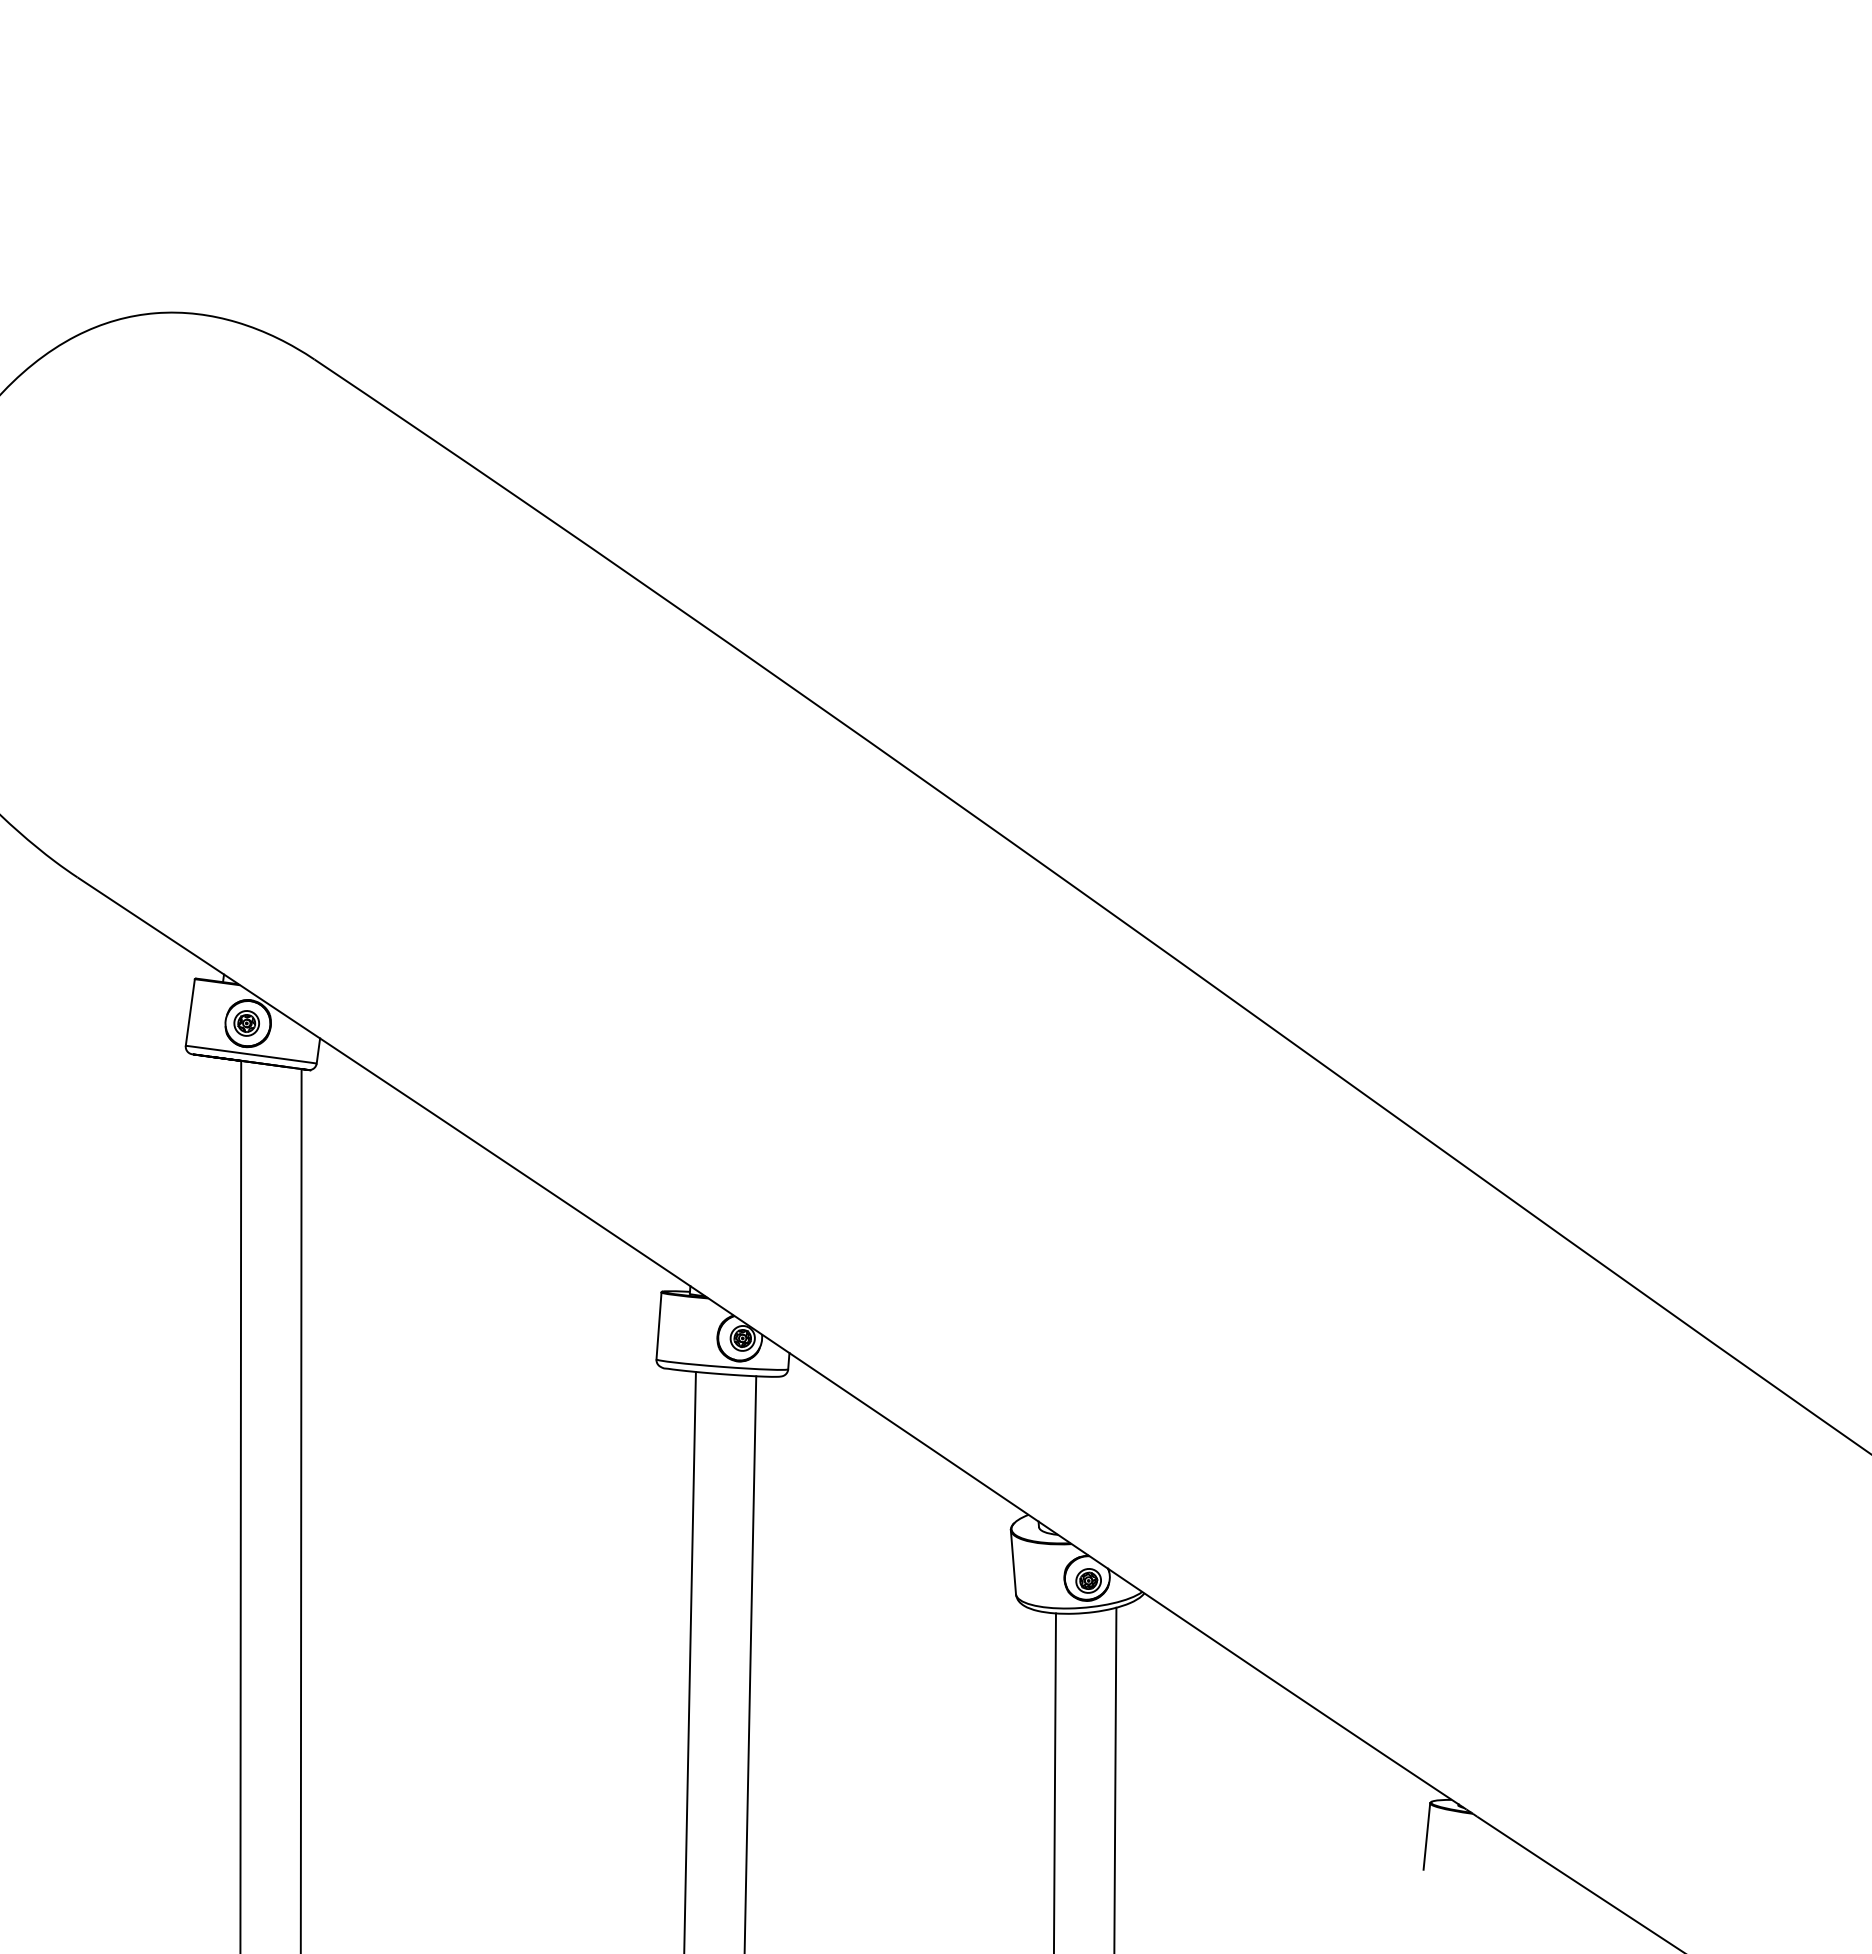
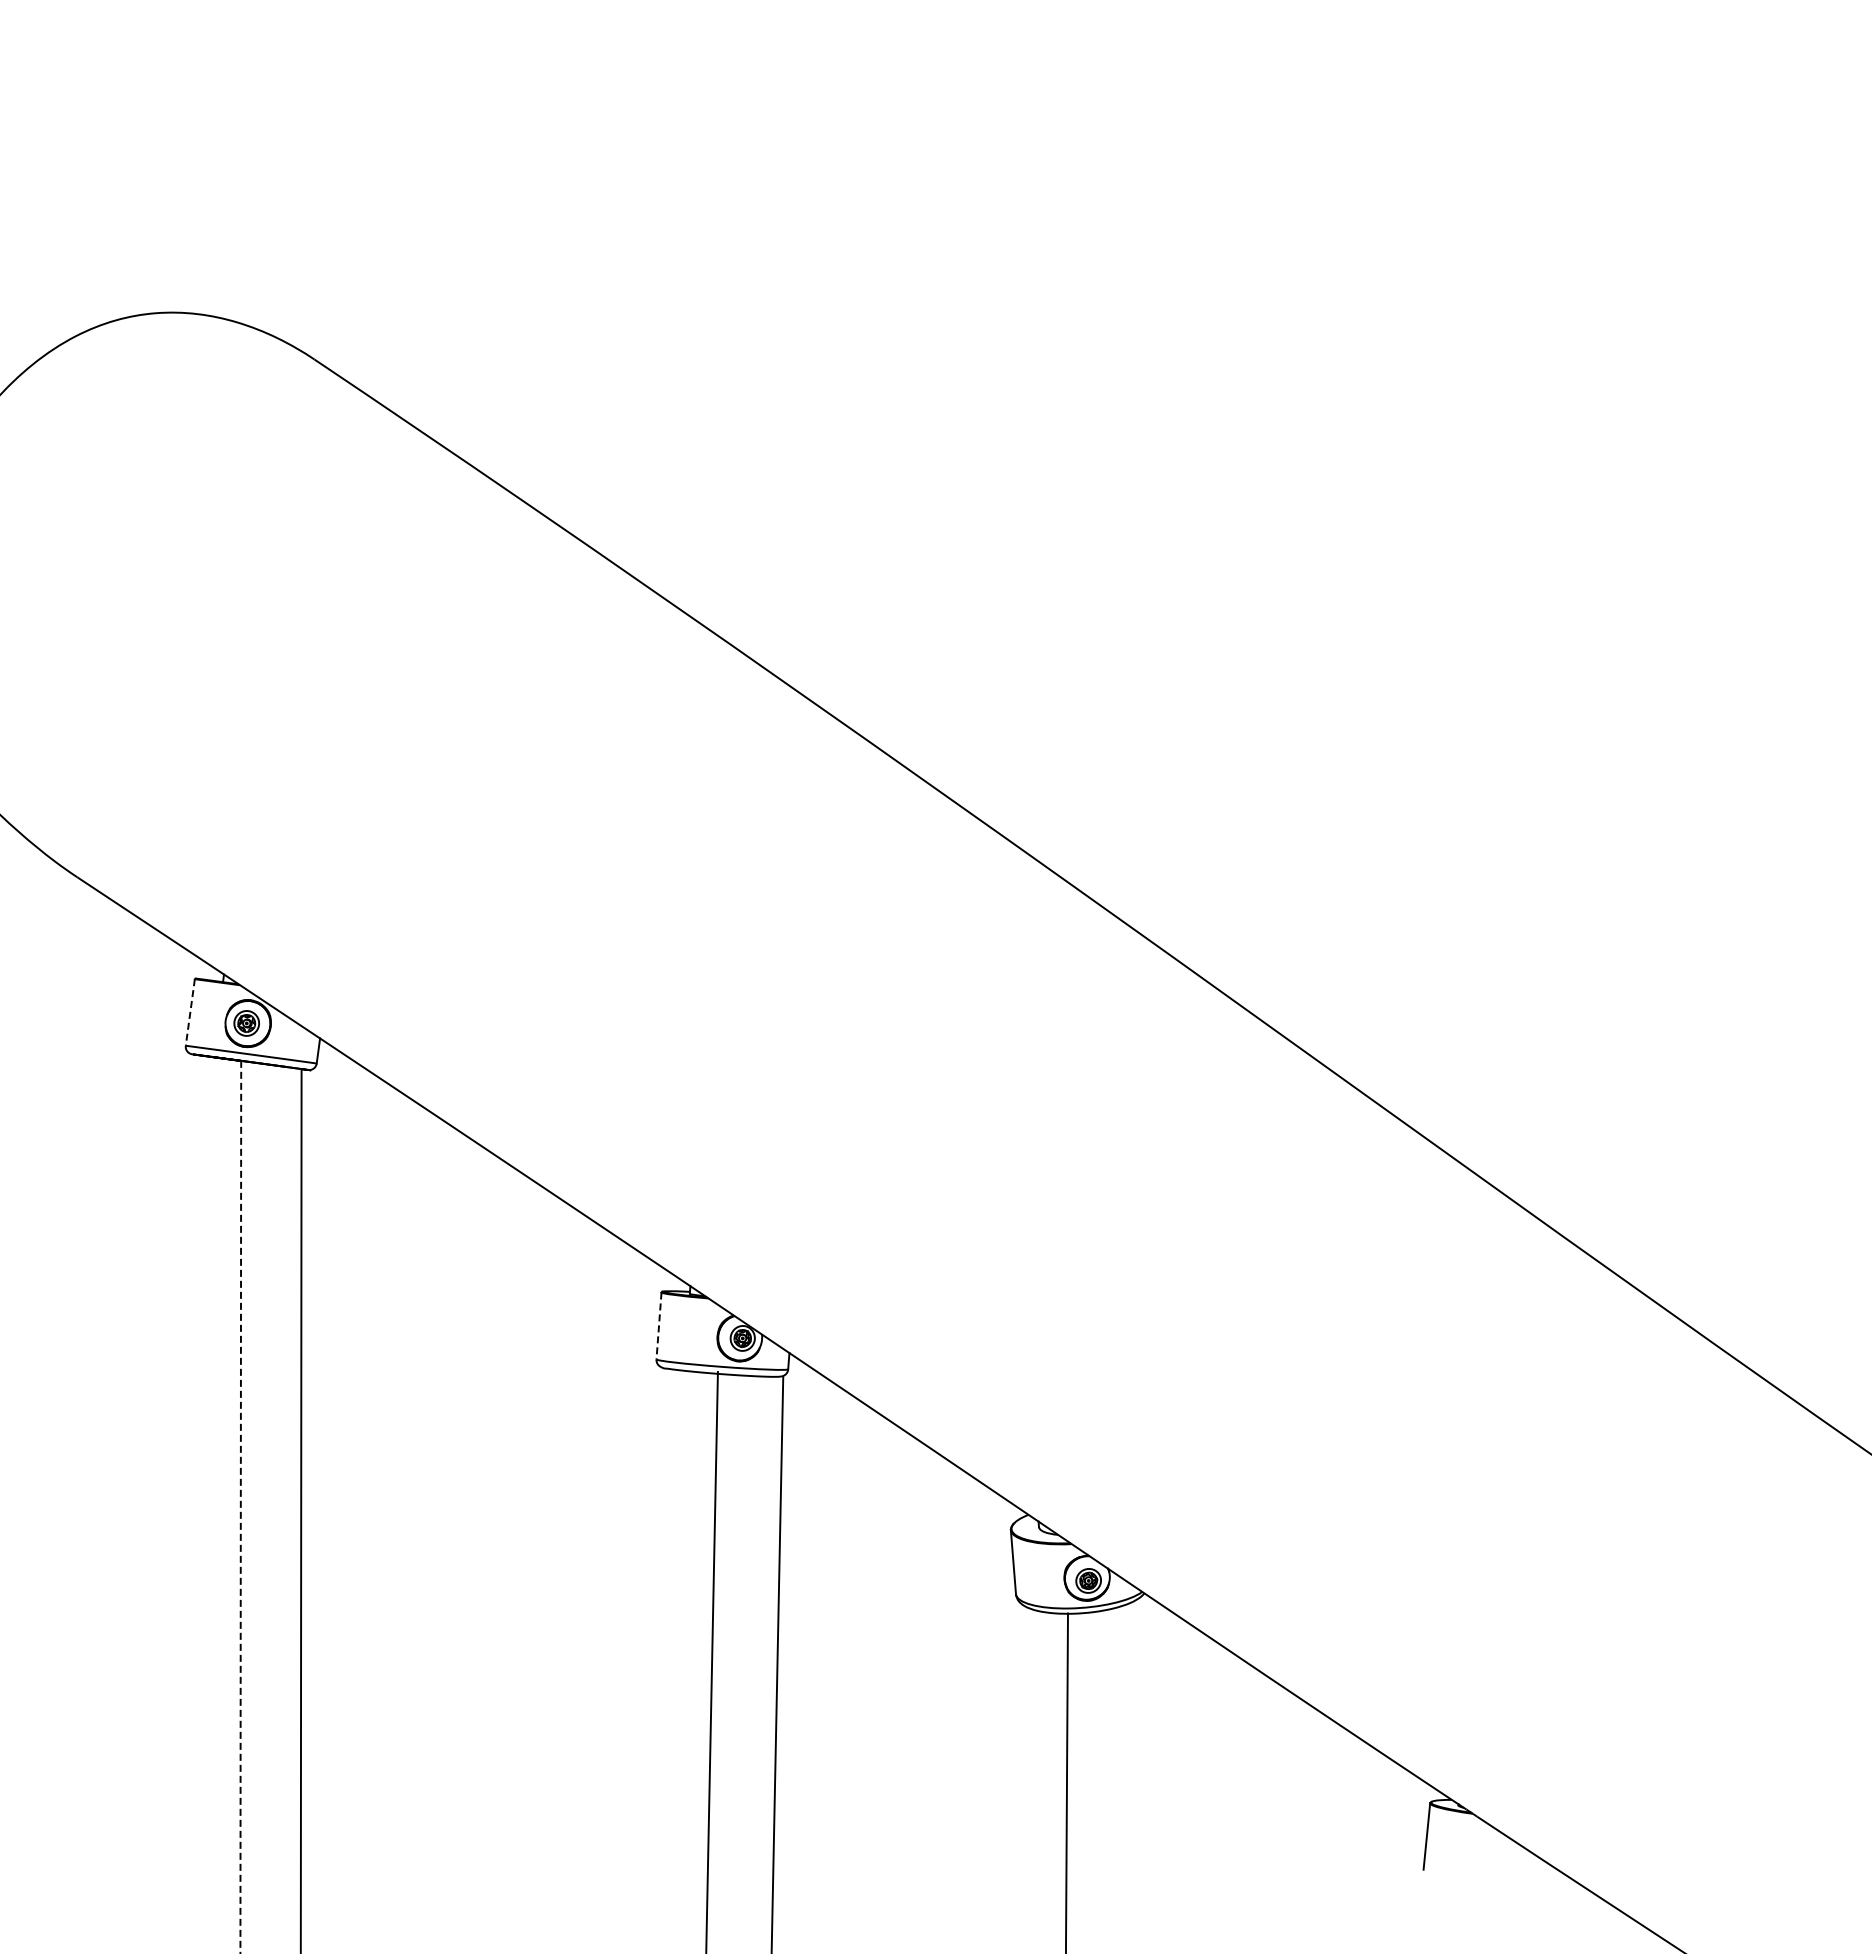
line: solid -> dashed (190, 1012)
line: solid -> dashed (659, 1325)
line: solid -> dashed (240, 1507)
line position: (689, 1661) -> (711, 1661) (711, 1661)
line position: (750, 1663) -> (777, 1663) (777, 1663)
line: present -> none (1115, 1778)
line position: (1054, 1781) -> (1066, 1781) (1066, 1781)
